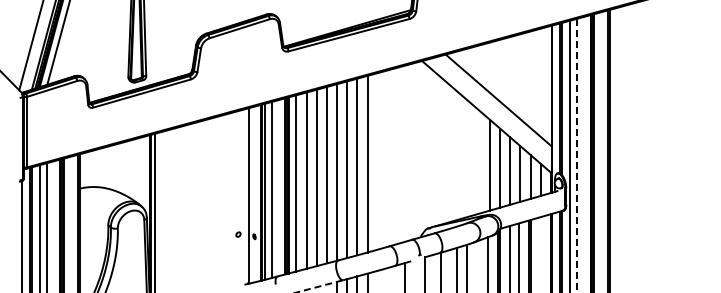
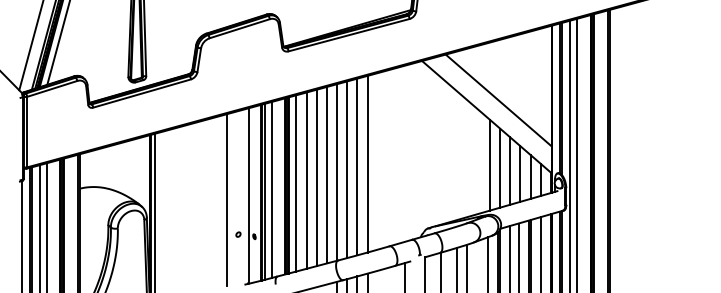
line: dashed -> solid (576, 155)
line: none -> present (227, 200)
line: none -> present (540, 253)
line: dashed -> solid (319, 286)
